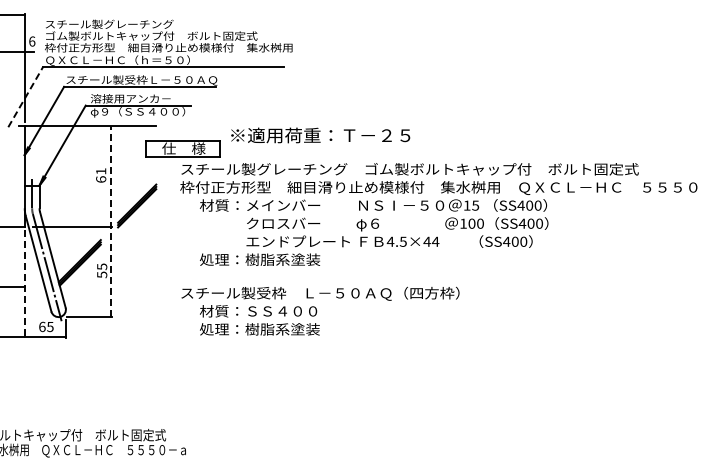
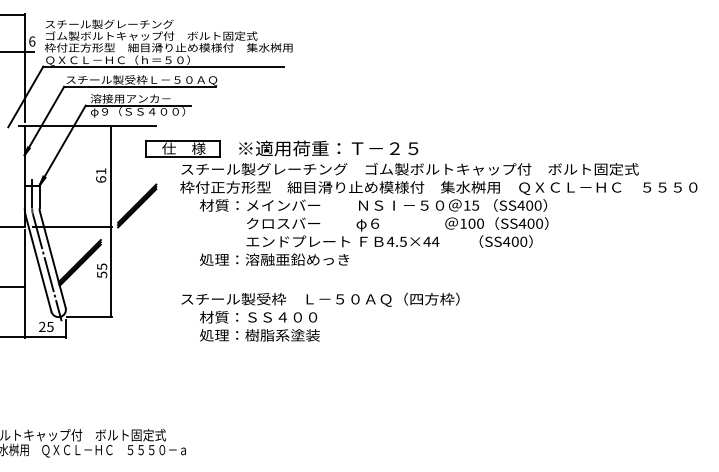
line: dashed -> solid (25, 96)
text position: (320, 135) -> (328, 148) (328, 148)
line: dashed -> solid (110, 221)
text: 処理：樹脂系塗装 -> 処理：溶融亜鉛めっき (297, 259)
line: dashed -> solid (24, 284)
text position: (320, 310) -> (320, 316) (320, 316)
text: 65 -> 25 (42, 326)
